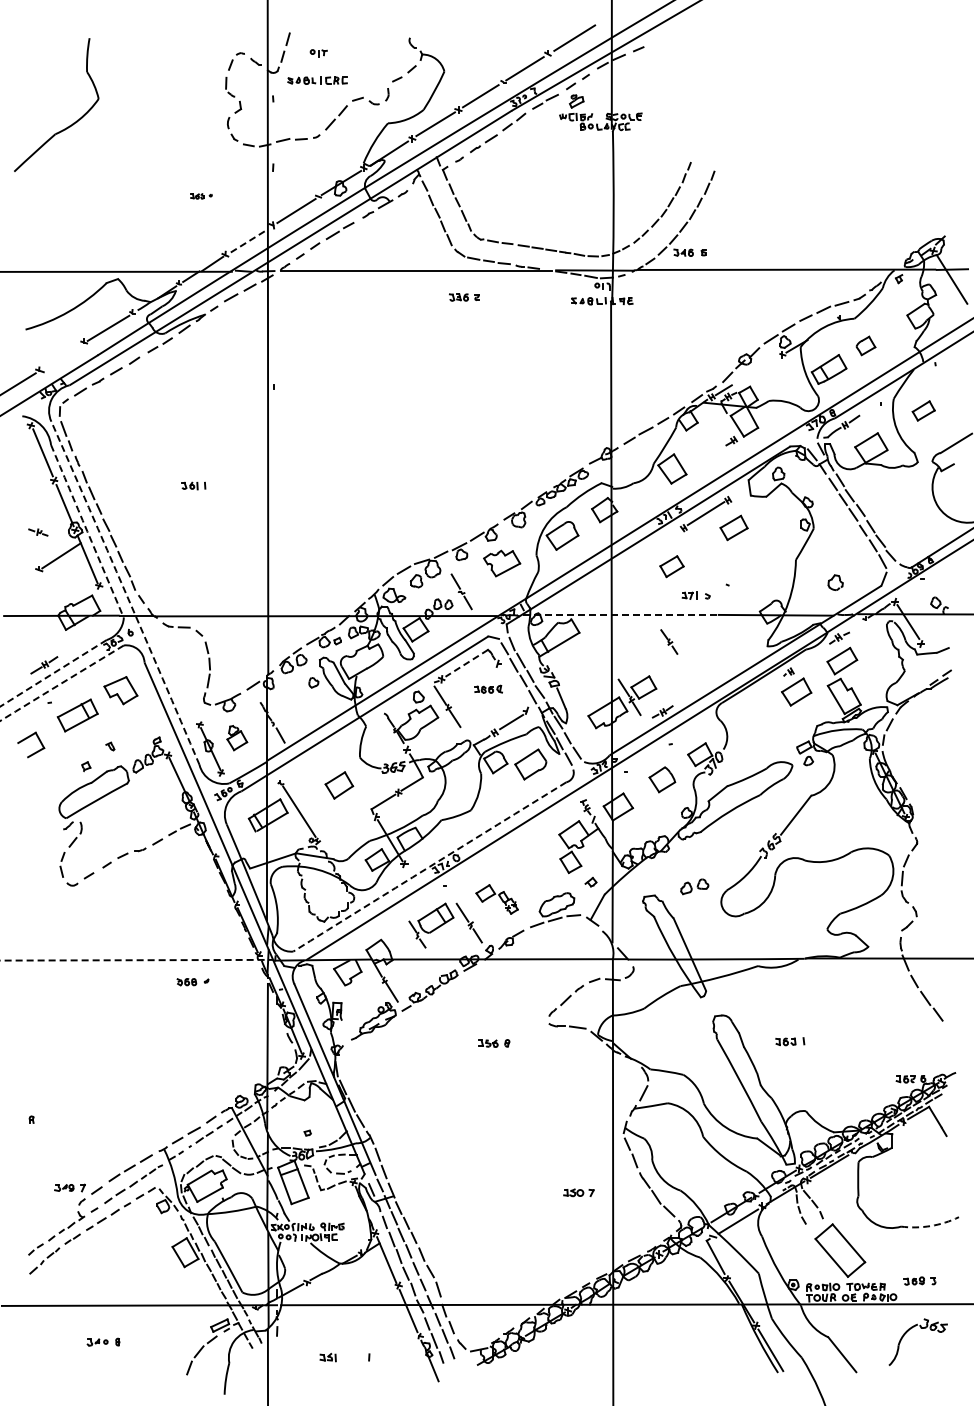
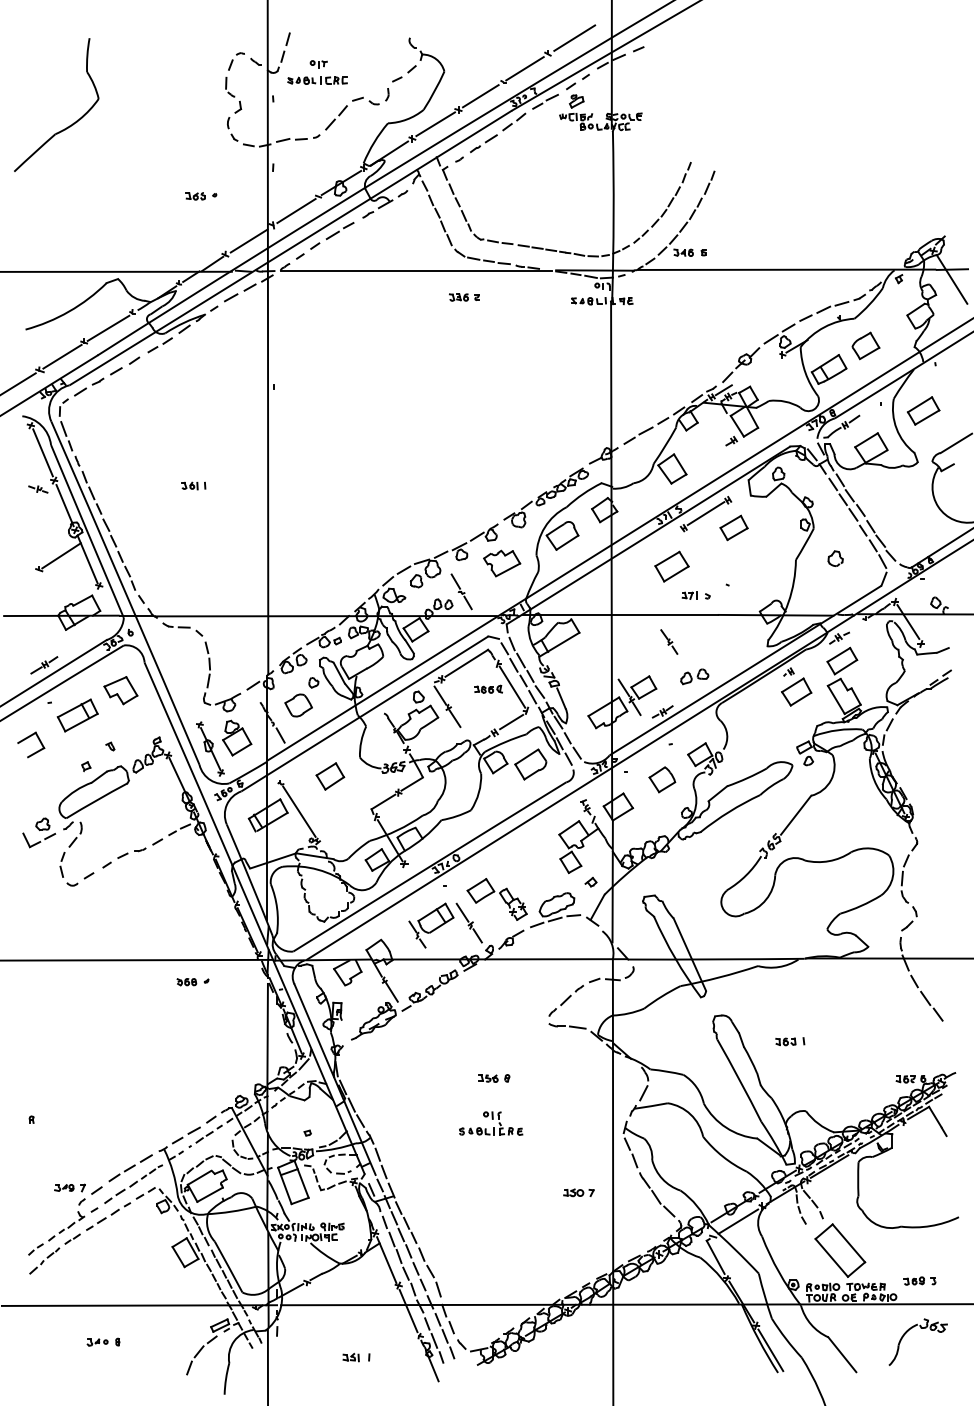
part position: (318, 53) -> (318, 64) (318, 64)
part size: 23x7 px -> 33x9 px (201, 196)
line: dashed -> solid (249, 241)
part size: 22x22 px -> 30x30 px (865, 345)
line: none -> present (62, 356)
part size: 25x22 px -> 34x30 px (923, 410)
arc: dashed -> solid (87, 531)
part position: (38, 532) -> (38, 489) (38, 489)
part size: 26x24 px -> 36x33 px (671, 566)
part position: (835, 582) -> (835, 558) (835, 558)
arc: dashed -> solid (125, 593)
line: dashed -> solid (621, 614)
line: dashed -> solid (466, 663)
line: dashed -> solid (53, 673)
arc: dashed -> solid (61, 683)
line: none -> present (512, 686)
part: none -> present (298, 705)
part size: 23x27 px -> 31x38 px (237, 737)
part position: (339, 785) -> (330, 776) (330, 776)
part: none -> present (39, 832)
arc: dashed -> solid (429, 866)
part position: (694, 886) -> (694, 676) (694, 676)
part size: 44x31 px -> 62x43 px (496, 899)
line: dashed -> solid (137, 960)
part position: (494, 1043) -> (494, 1078) (494, 1078)
part: none -> present (491, 1123)
arc: dashed -> solid (930, 1226)
part position: (327, 1357) -> (350, 1357) (350, 1357)
